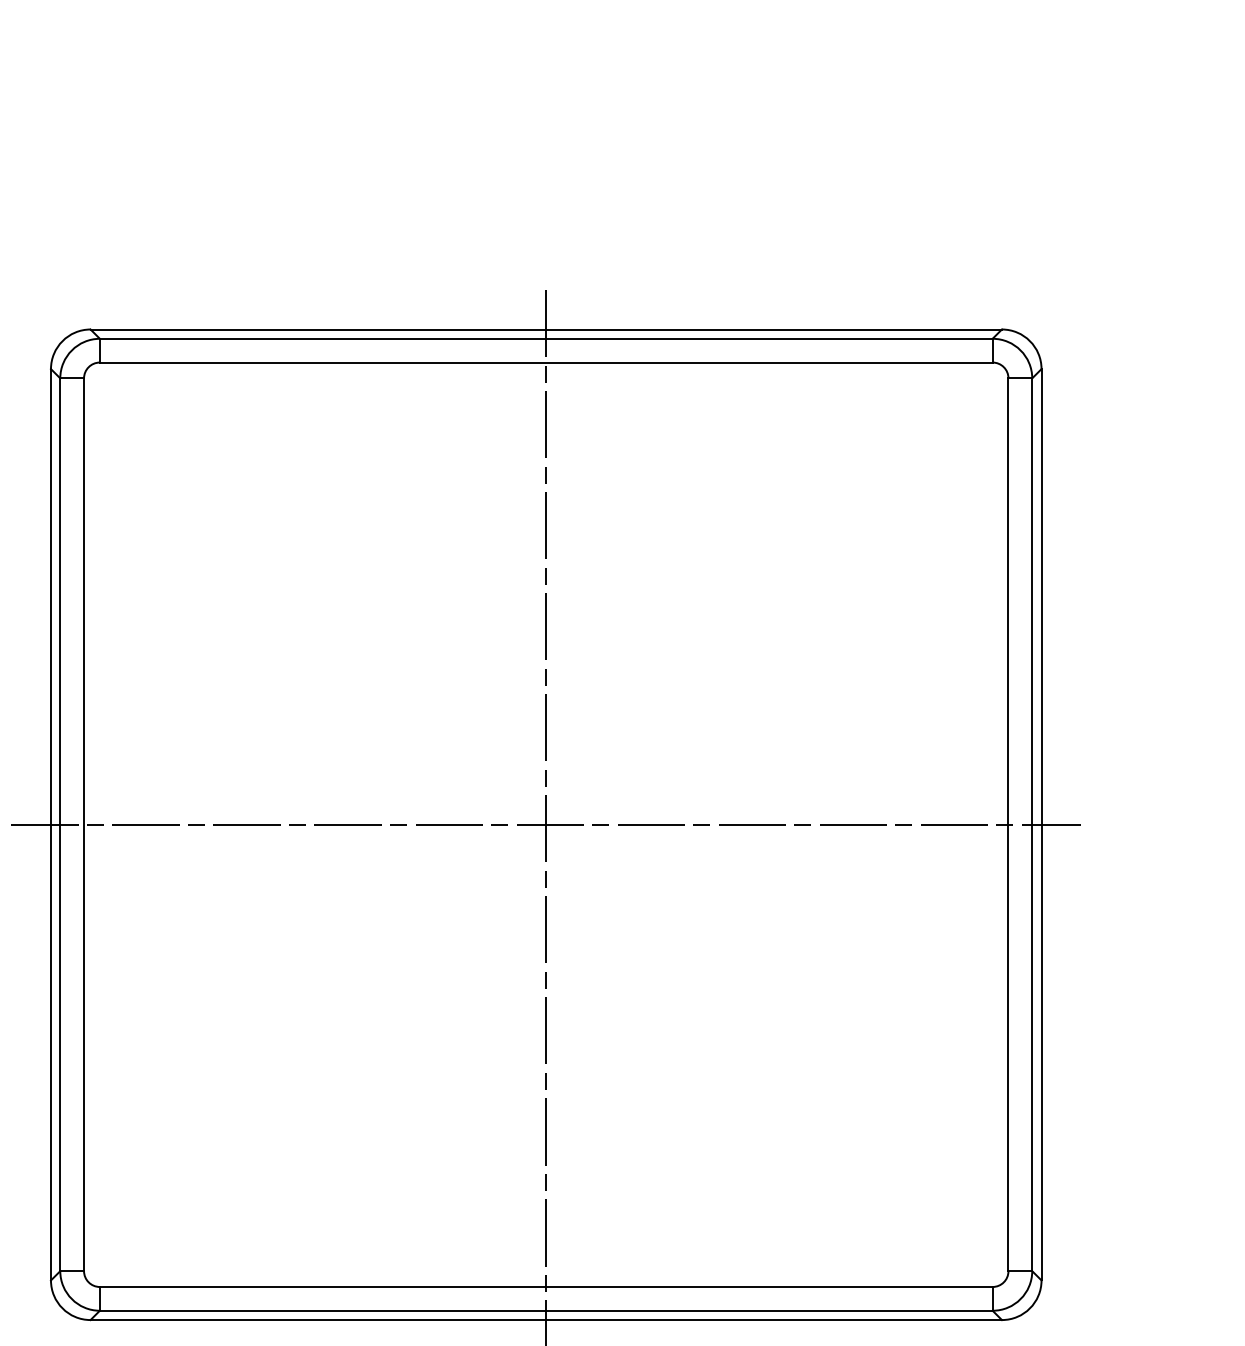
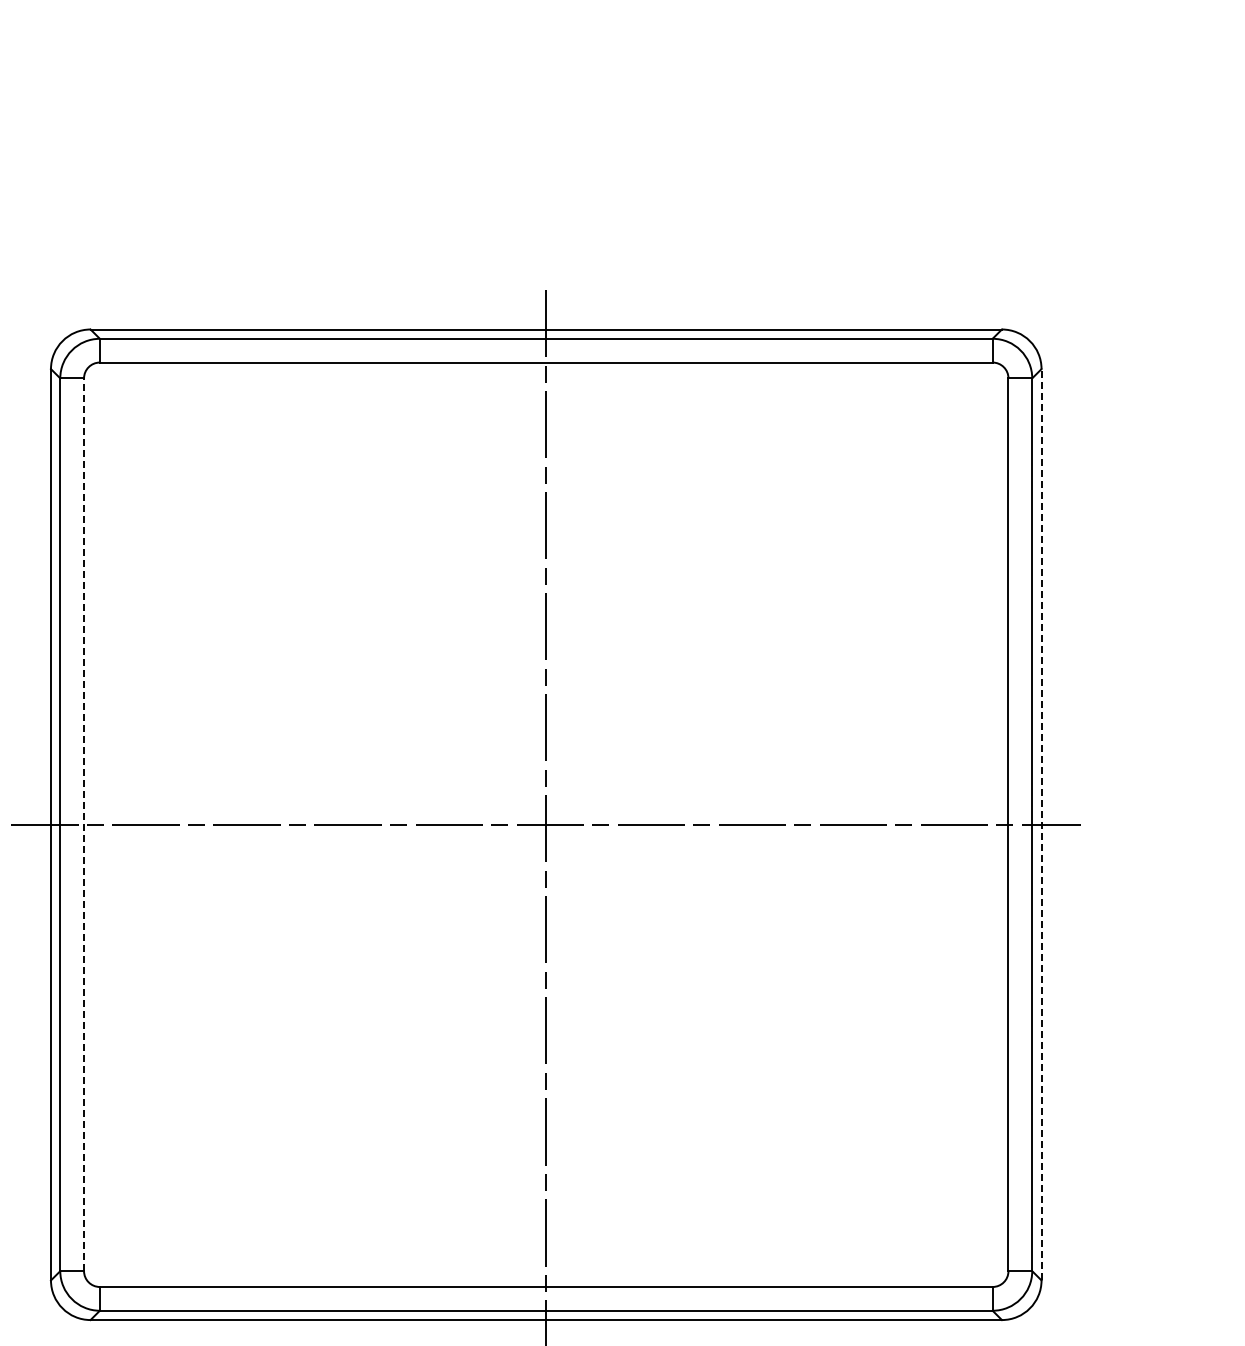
line: solid -> dashed (84, 824)
line: solid -> dashed (1041, 824)
